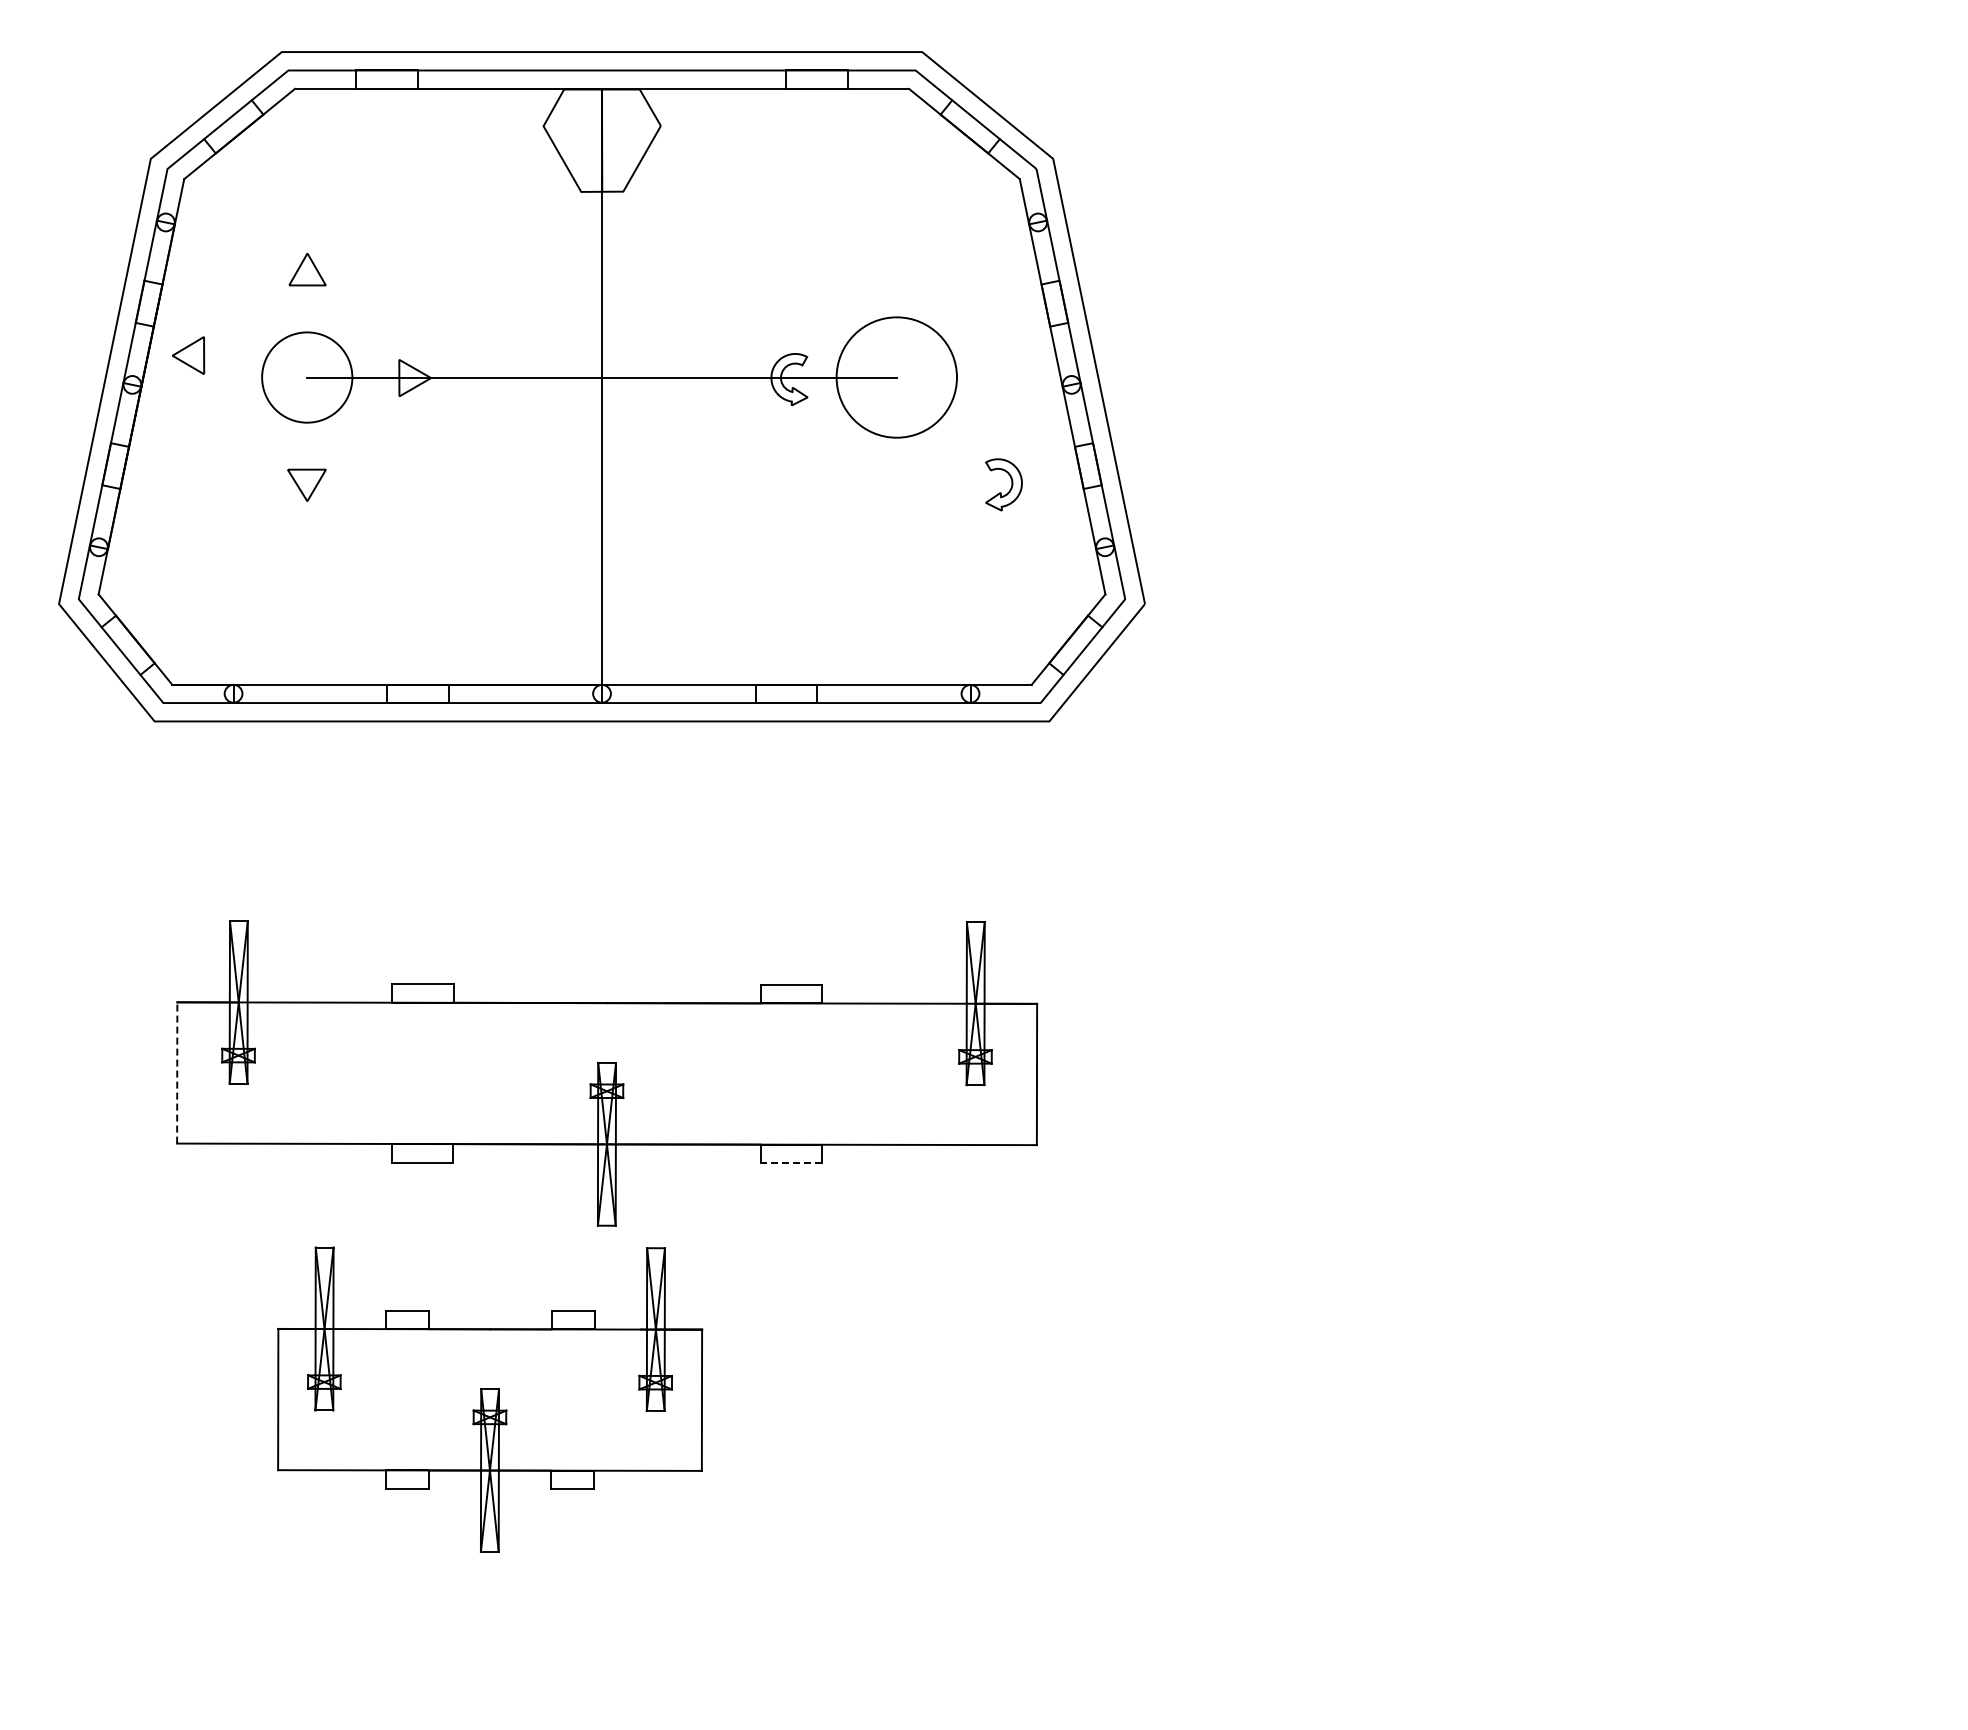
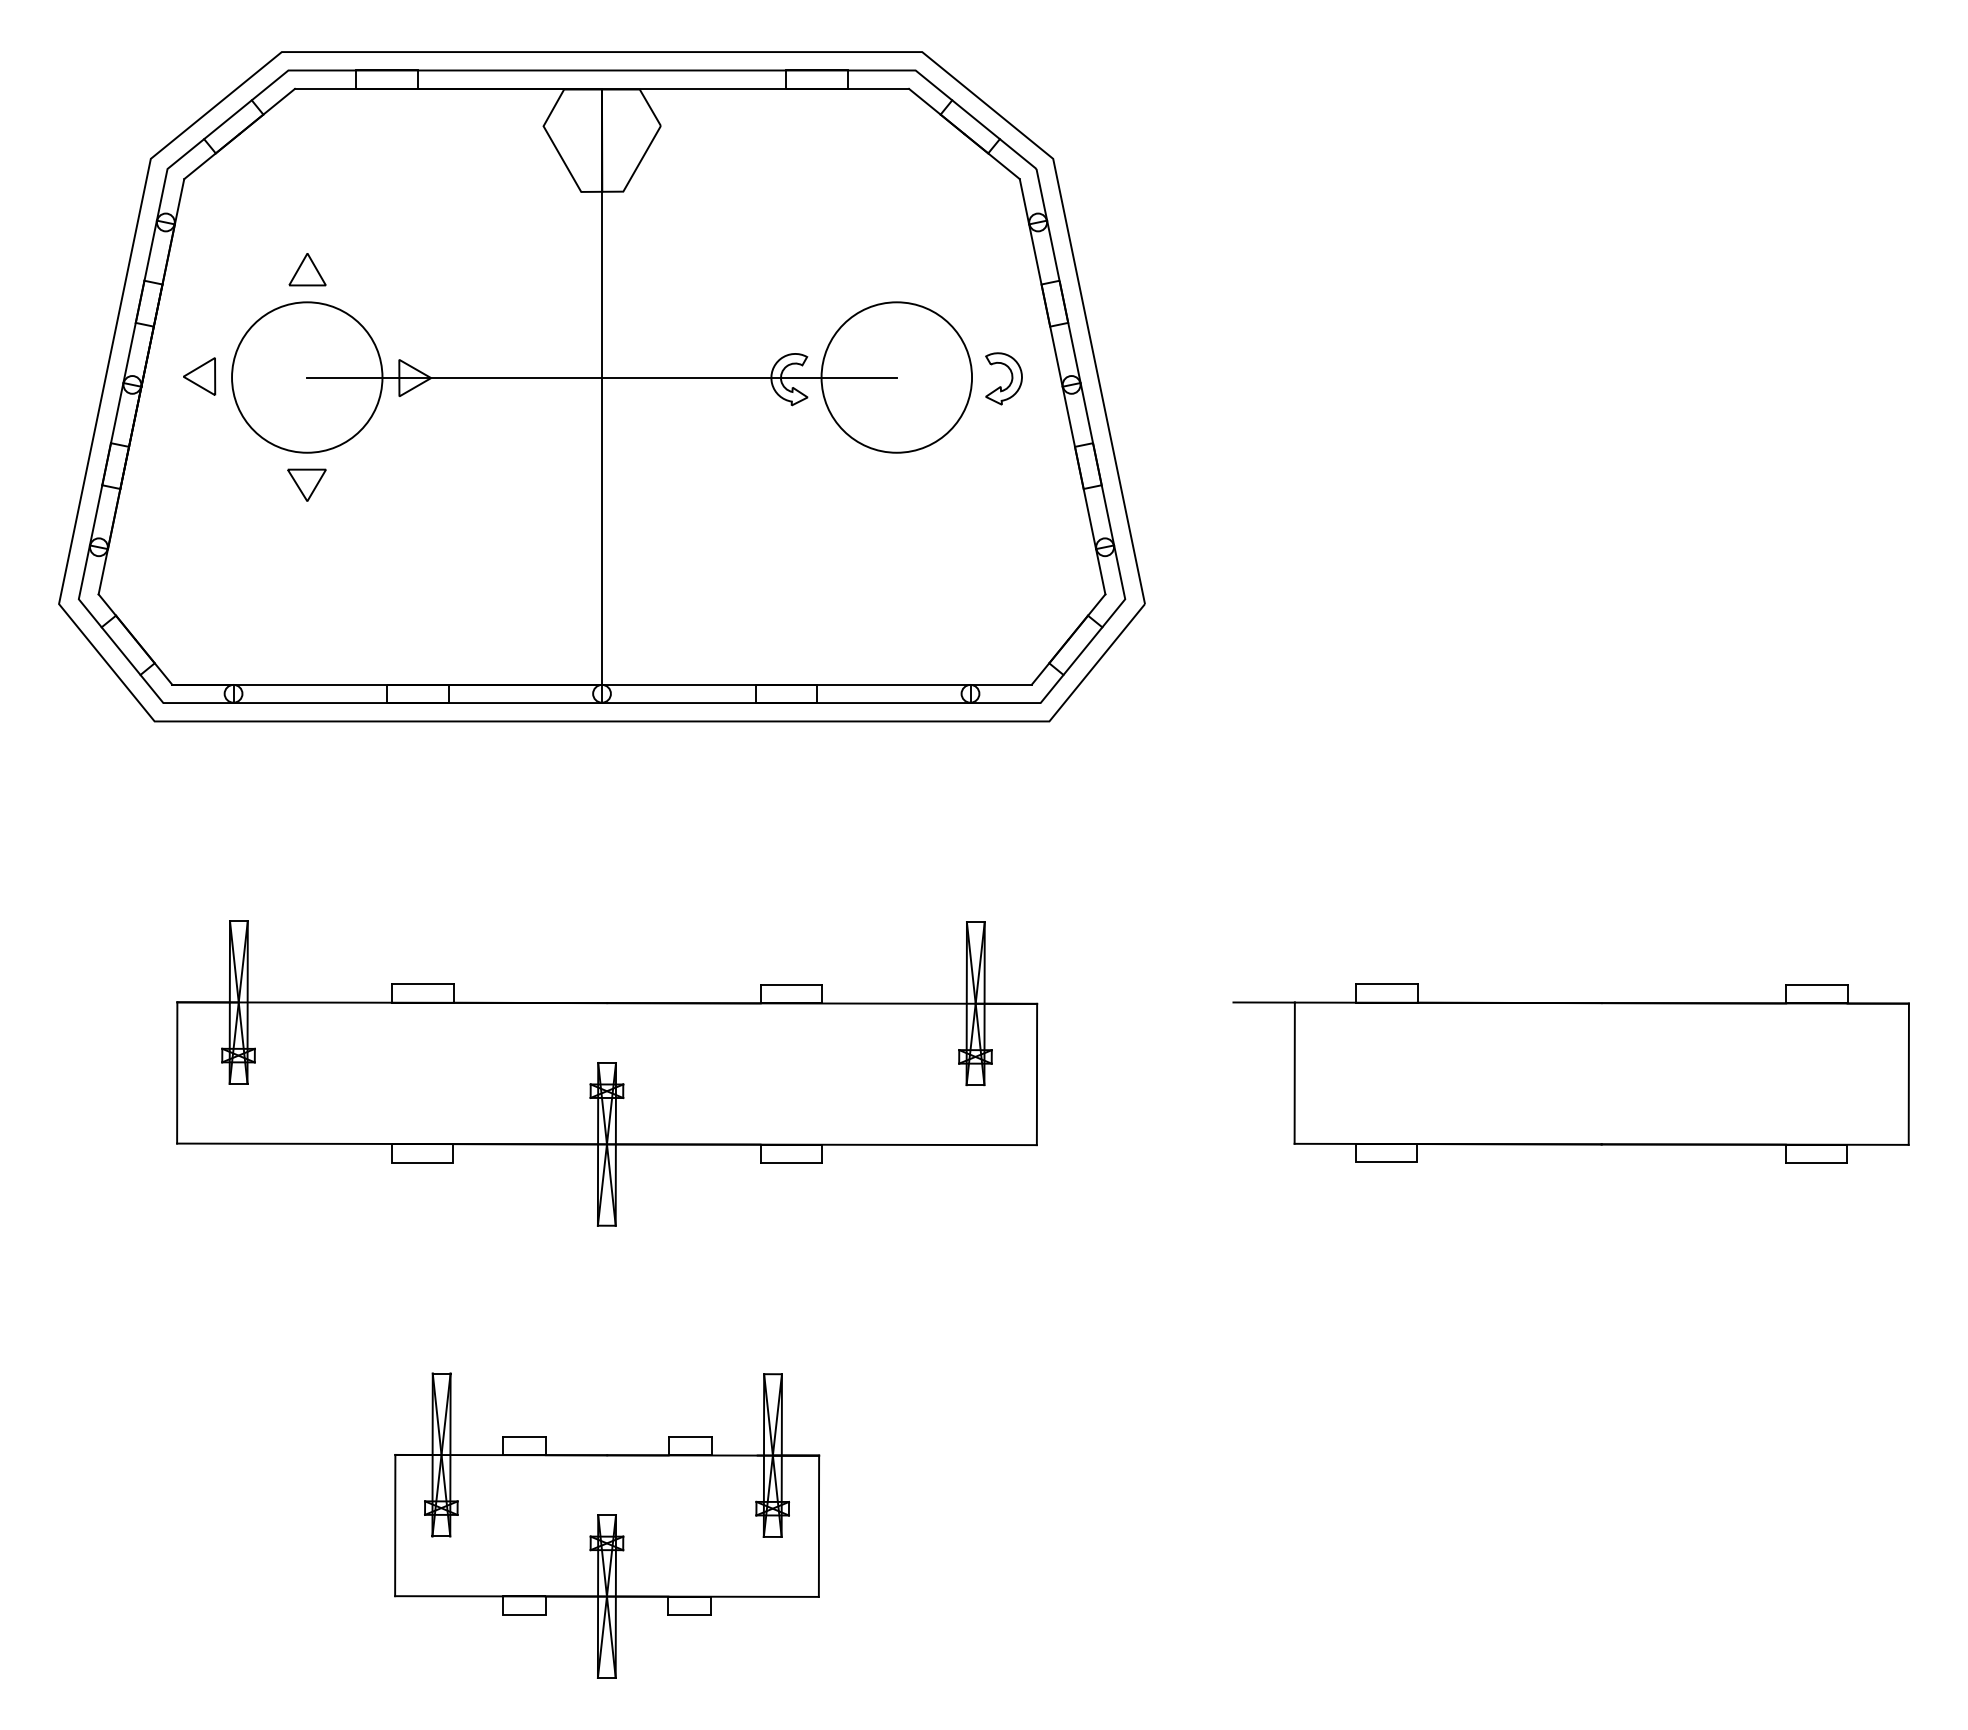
part position: (188, 355) -> (199, 376) (199, 376)
circle diameter: 90 px -> 150 px (307, 377)
circle diameter: 120 px -> 150 px (896, 377)
part position: (1010, 487) -> (1010, 381) (1010, 381)
line: dashed -> solid (177, 1072)
part: none -> present (1570, 1073)
line: dashed -> solid (791, 1163)
part position: (490, 1399) -> (607, 1525) (607, 1525)
